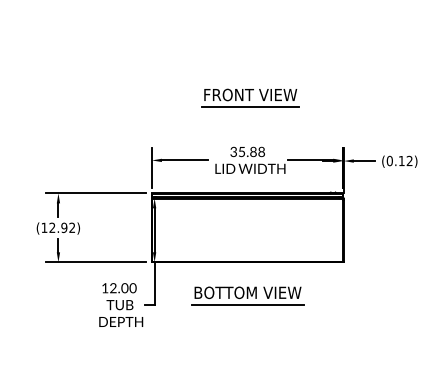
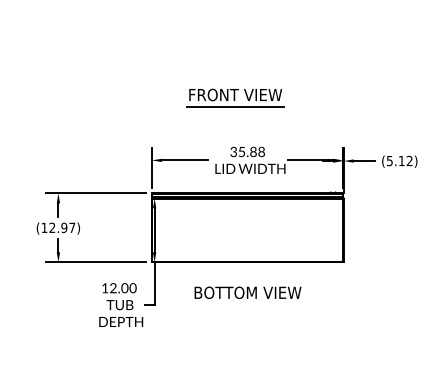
part position: (250, 97) -> (235, 97) (235, 97)
text: (0.12) -> (5.12) (389, 160)
text: (12.92) -> (12.97) (72, 227)
line: present -> none (247, 304)
